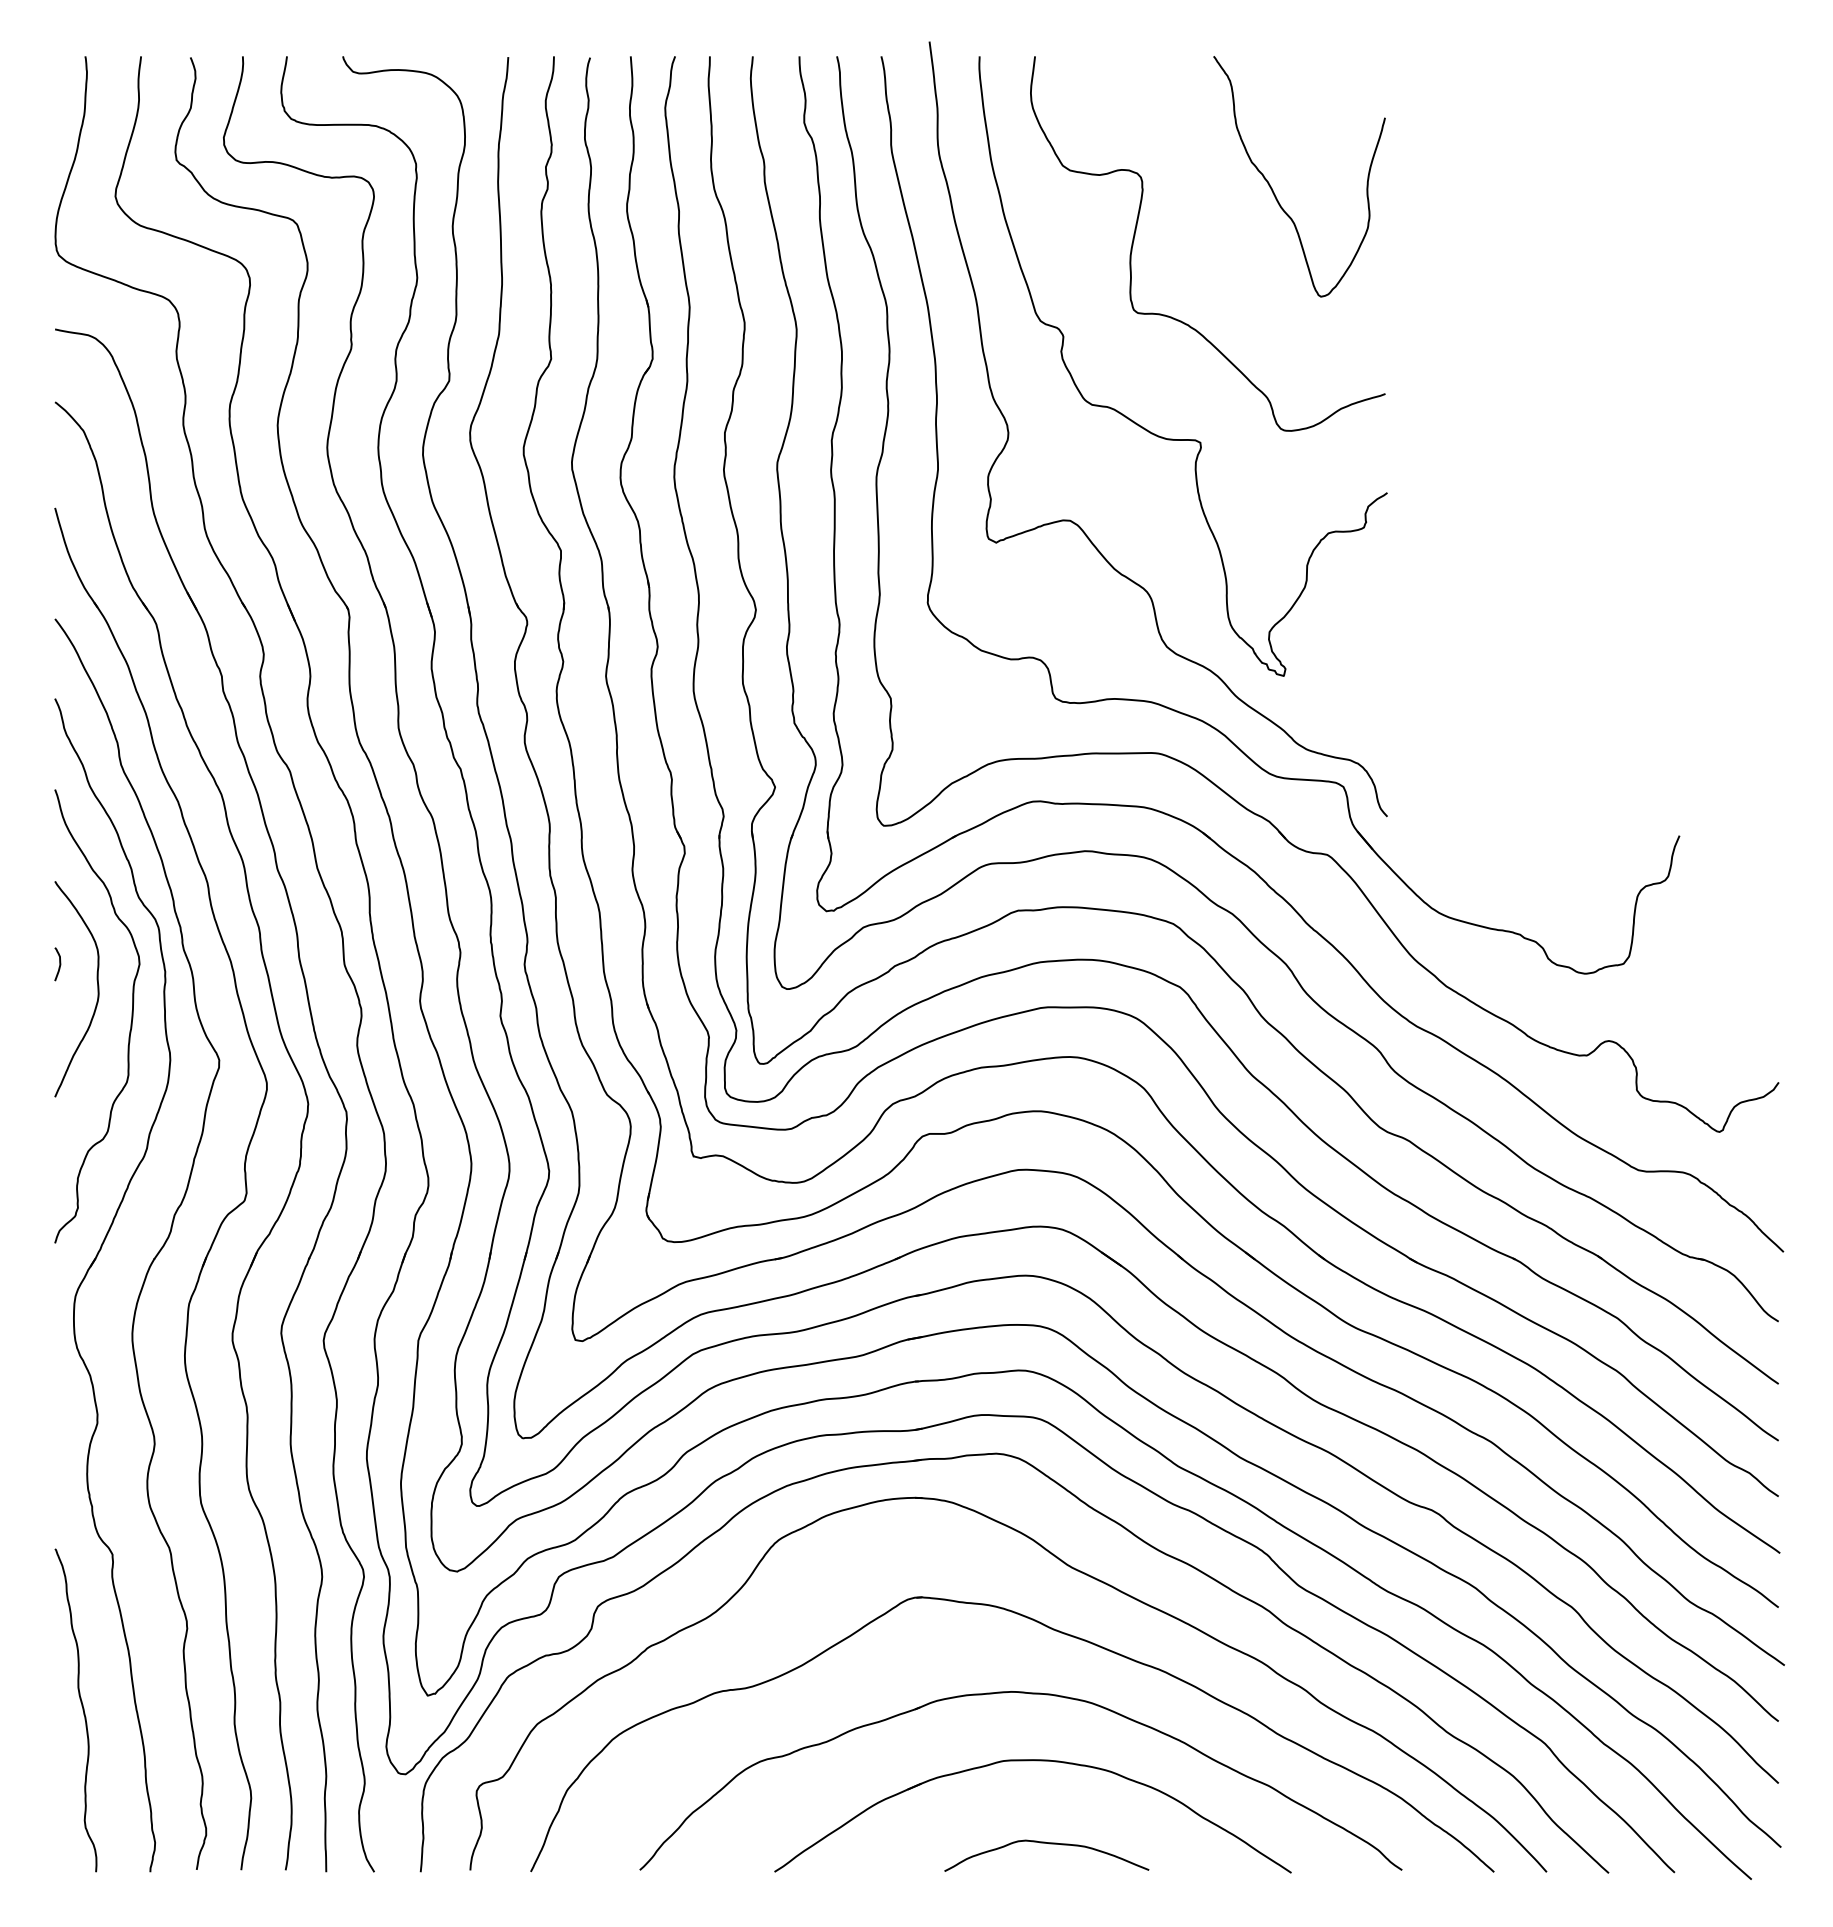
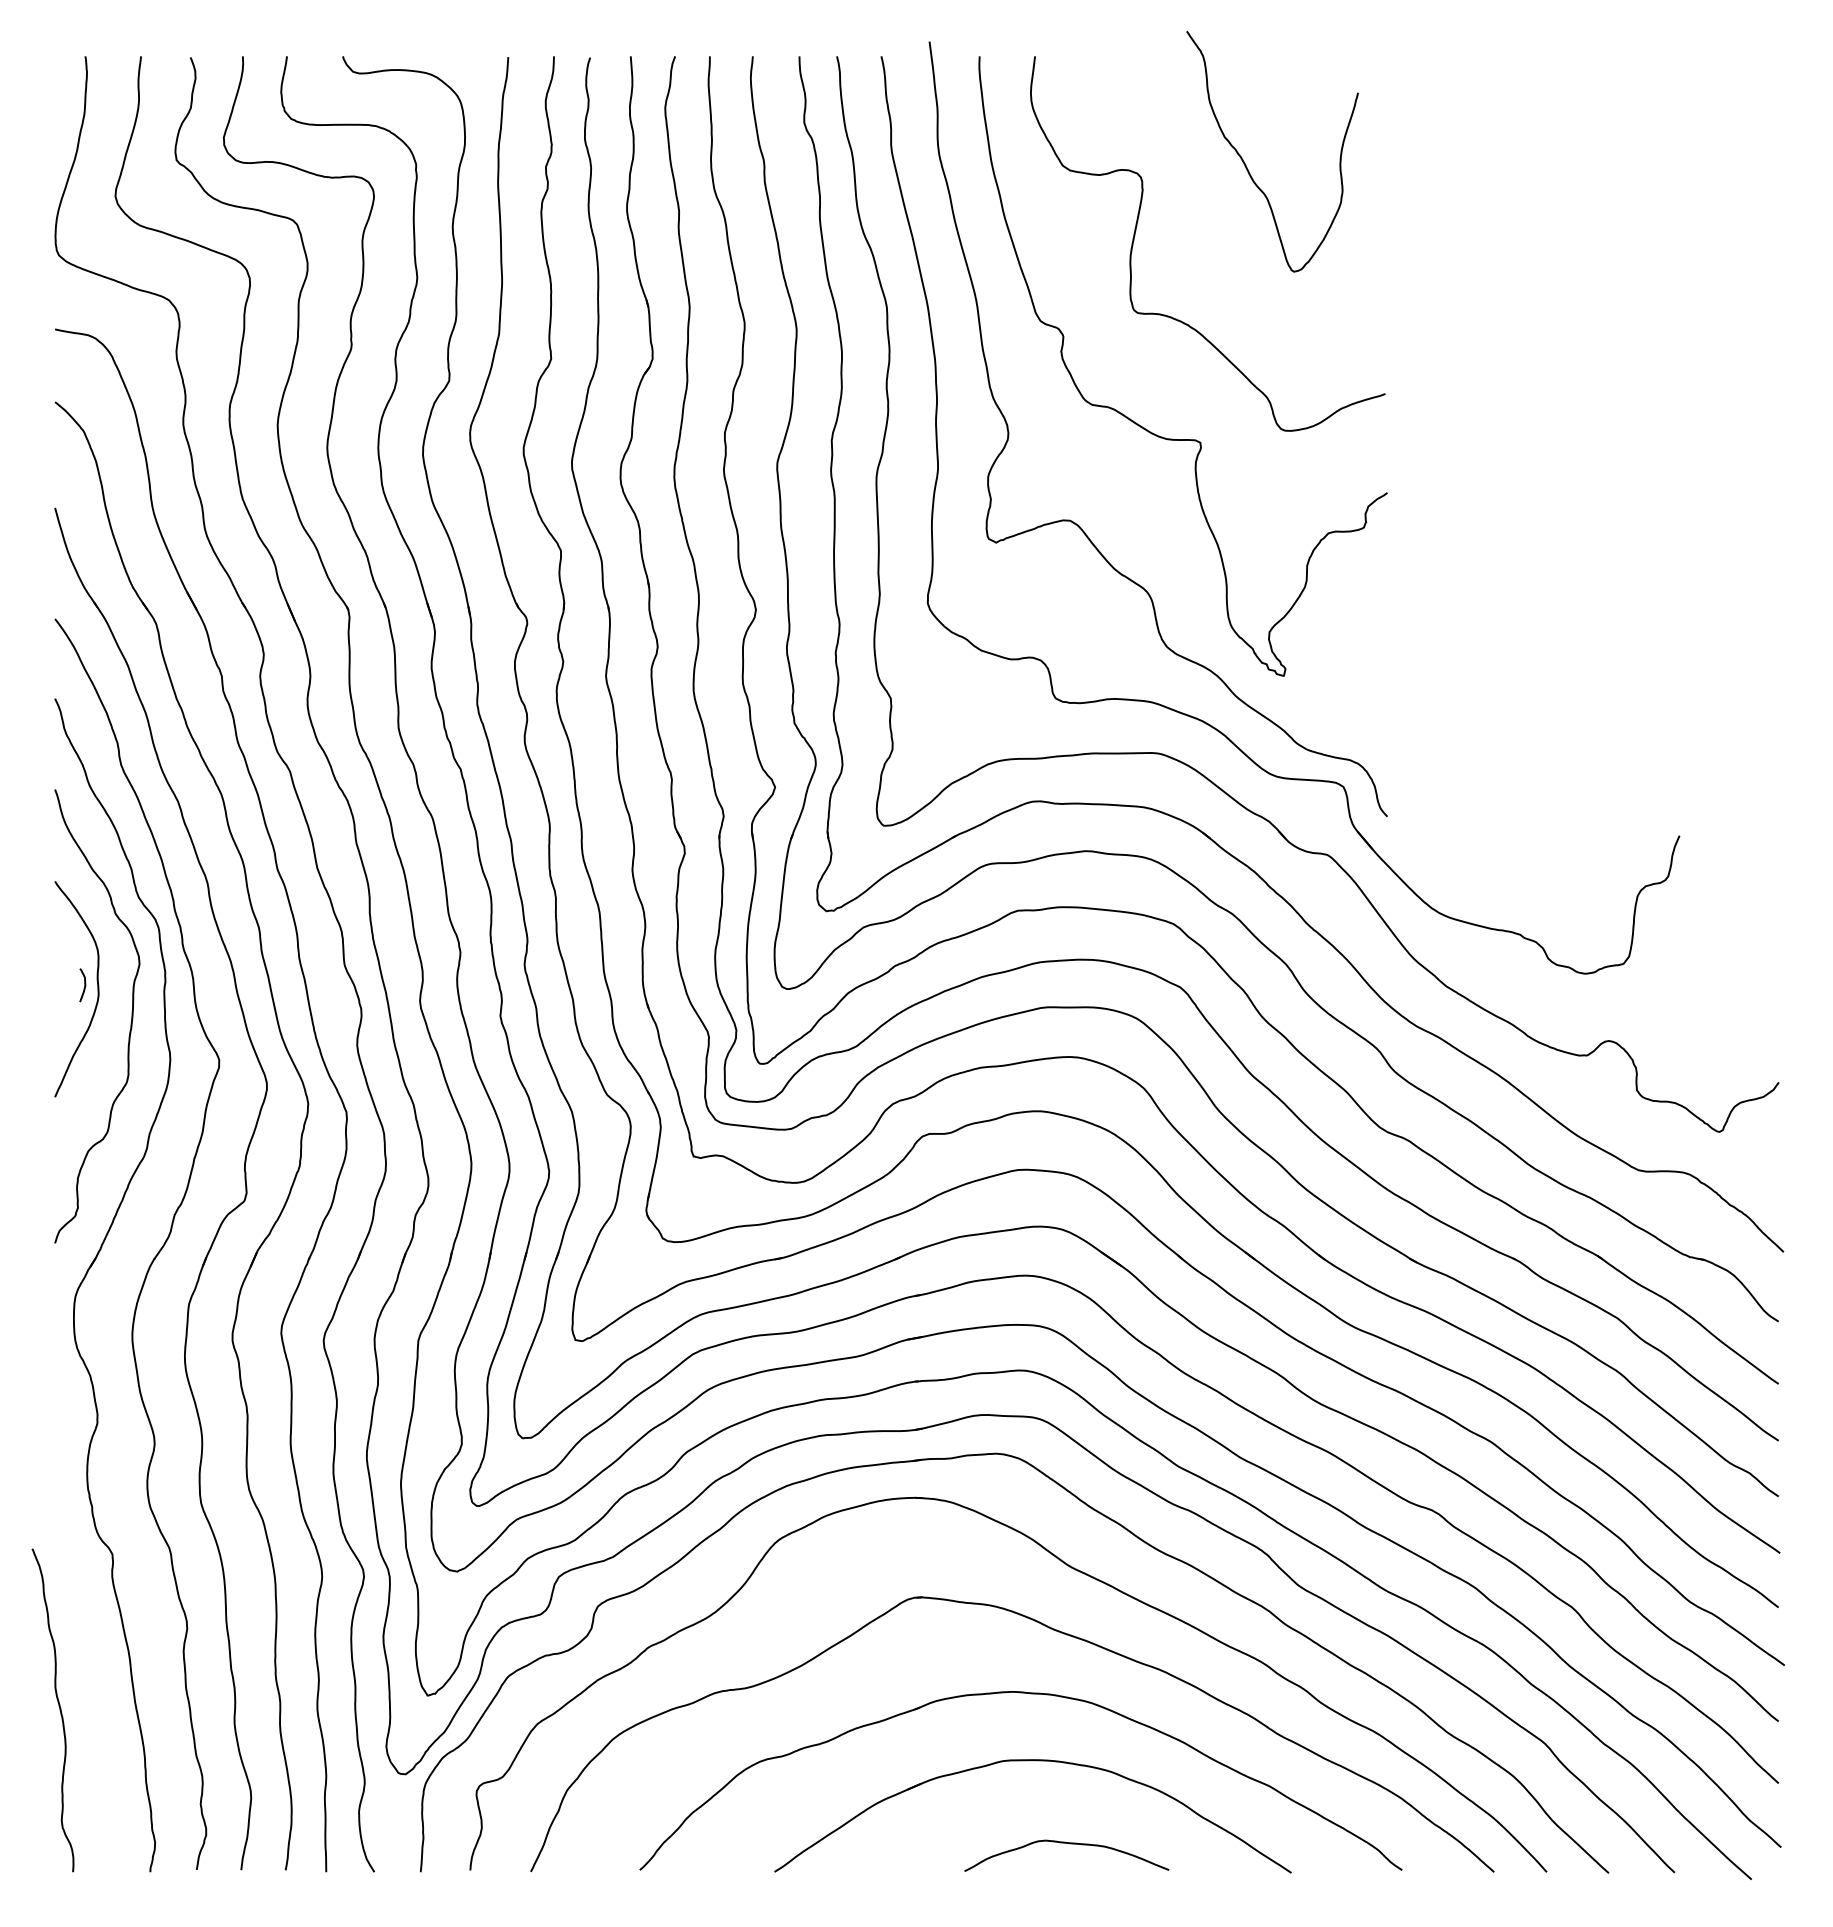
curve position: (1273, 190) -> (1246, 165) (1246, 165)
curve position: (59, 964) -> (84, 985) (84, 985)
curve position: (82, 1710) -> (59, 1710) (59, 1710)
curve position: (1049, 1844) -> (1069, 1844) (1069, 1844)
